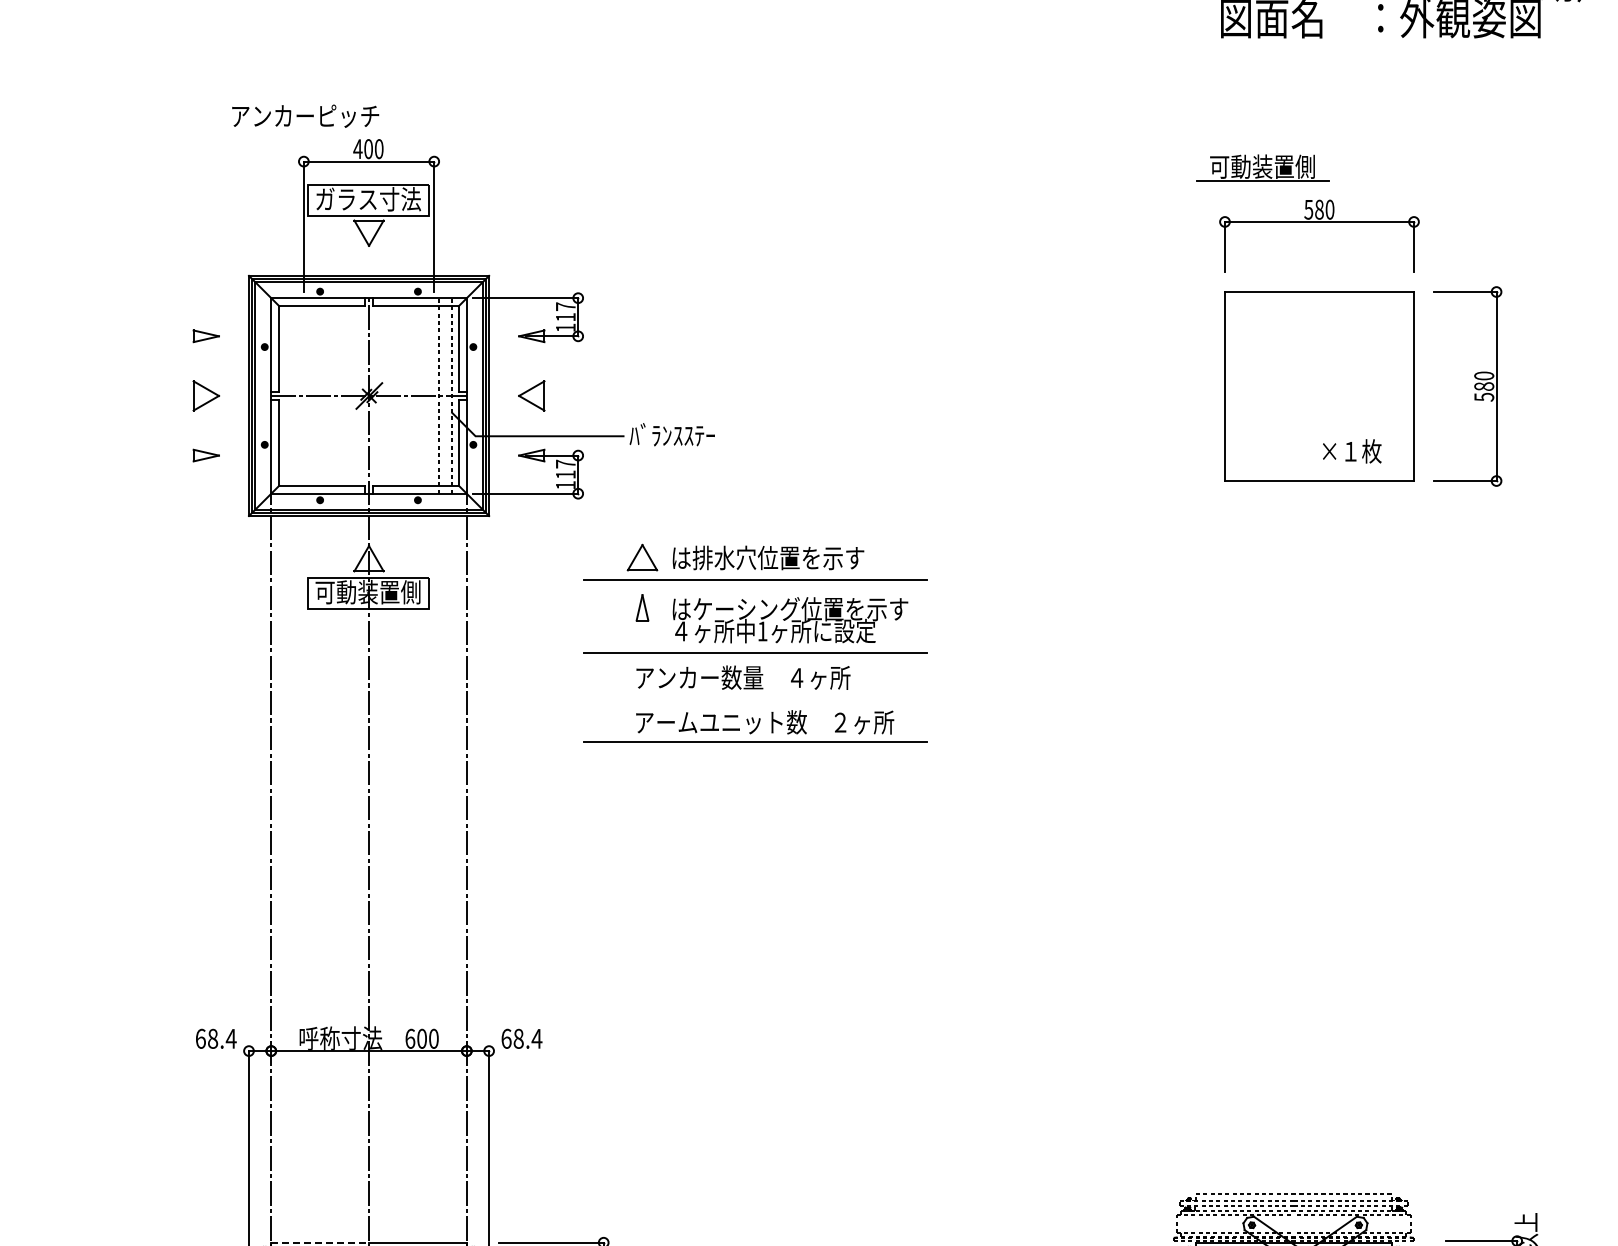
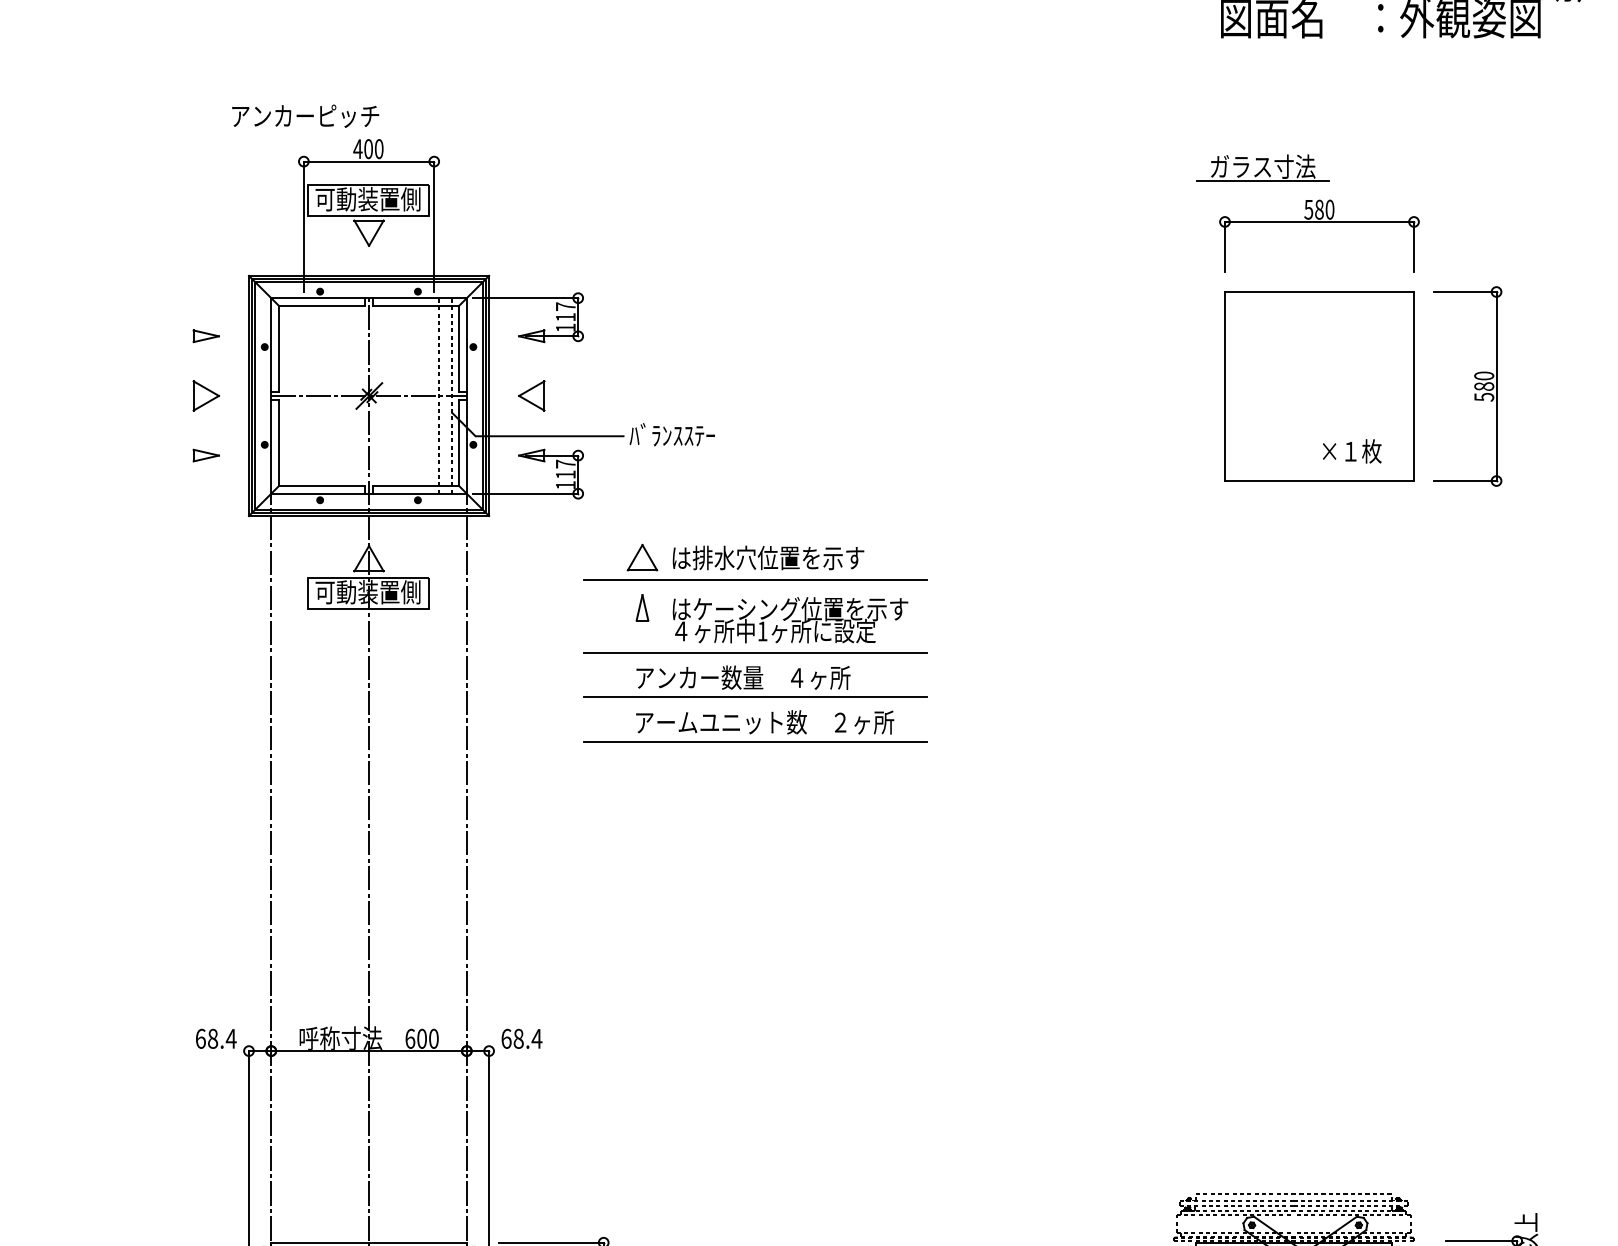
text: 可動装置側 -> ガラス寸法 (1262, 166)
text: ガラス寸法 -> 可動装置側 (367, 199)
line: none -> present (754, 697)
line: dashed -> solid (320, 1242)
